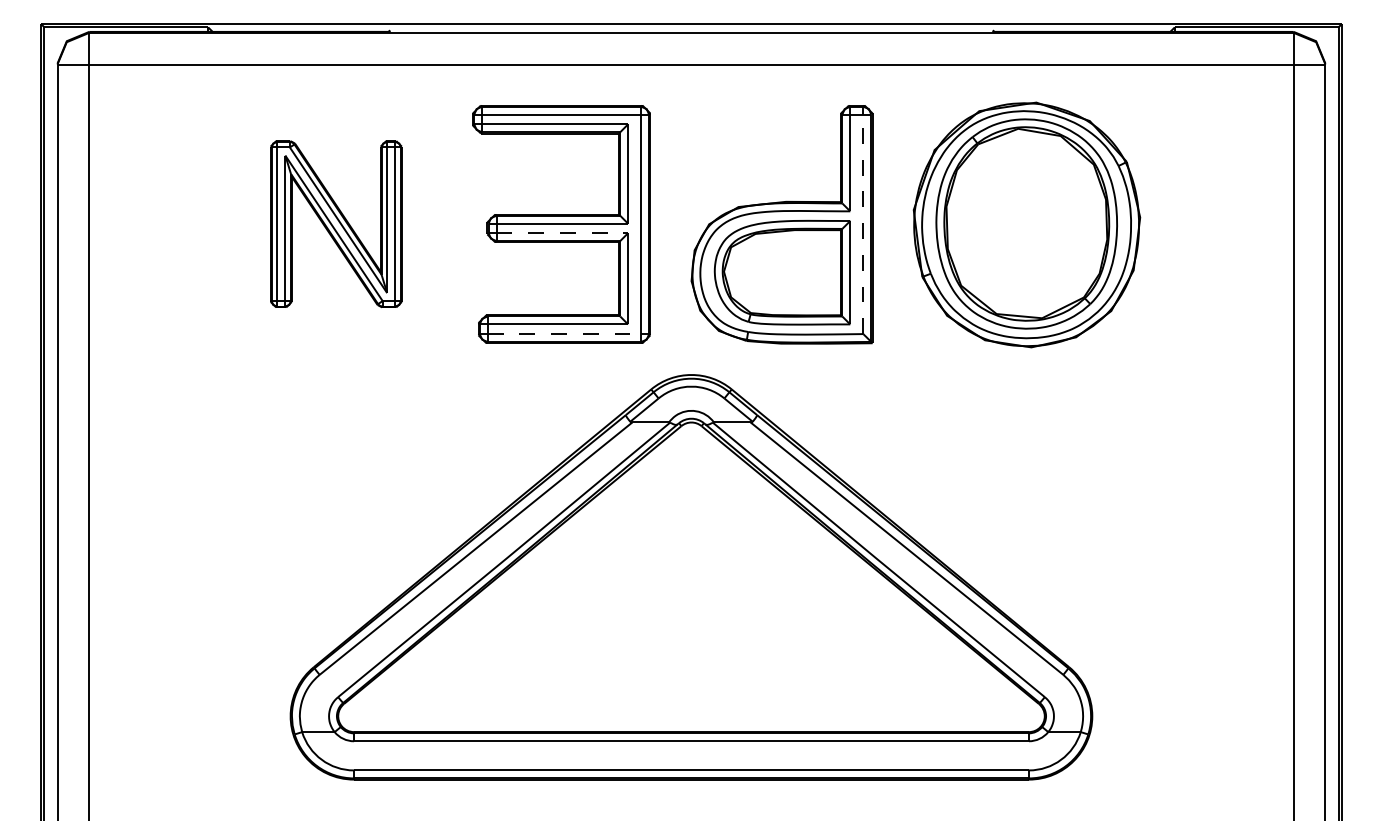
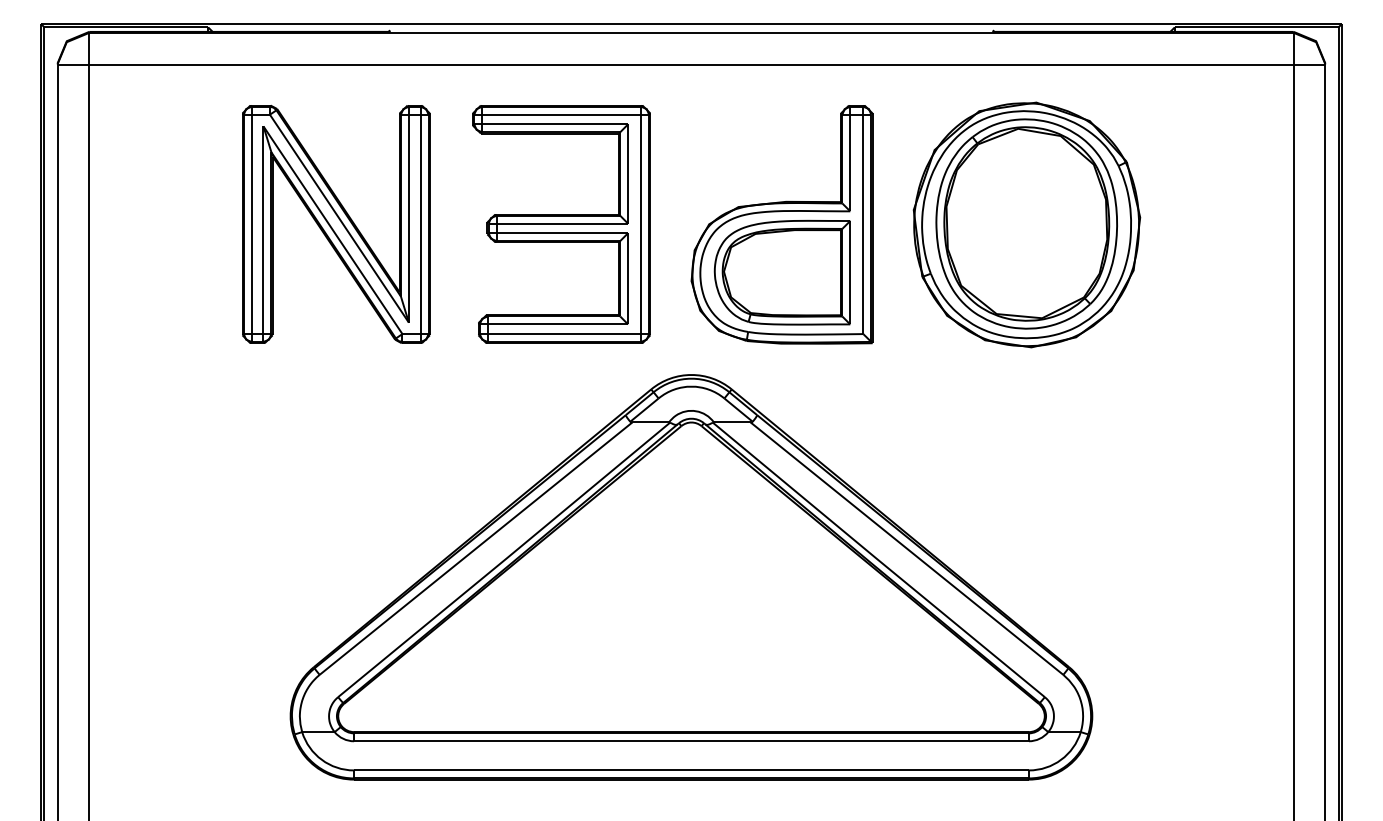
part size: 133x169 px -> 189x240 px (336, 223)
line: dashed -> solid (863, 224)
line: dashed -> solid (562, 233)
line: dashed -> solid (564, 334)
